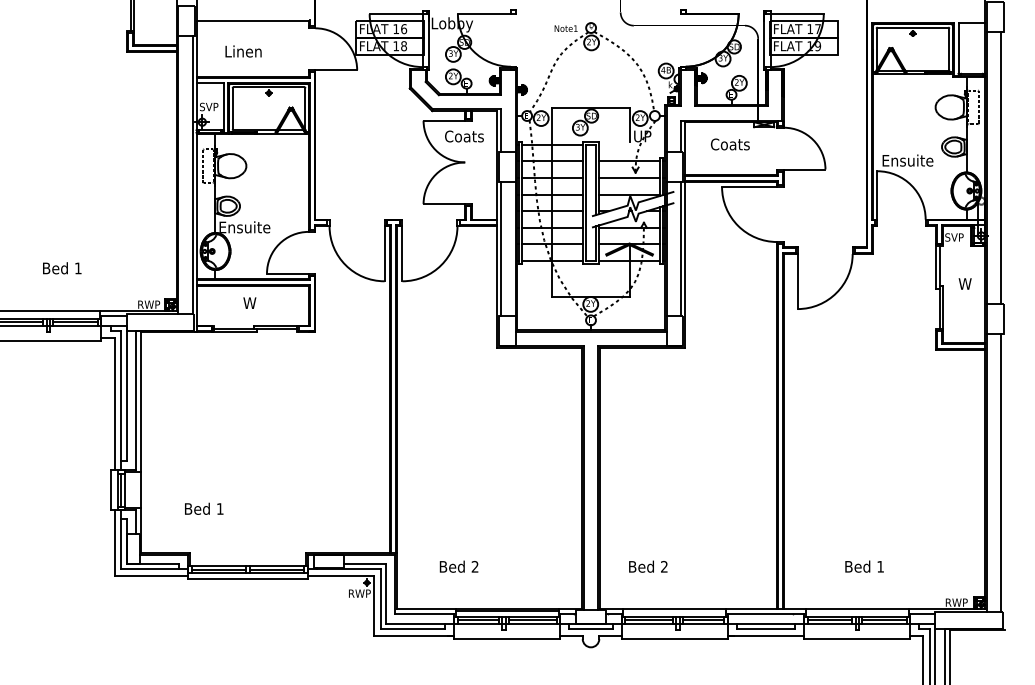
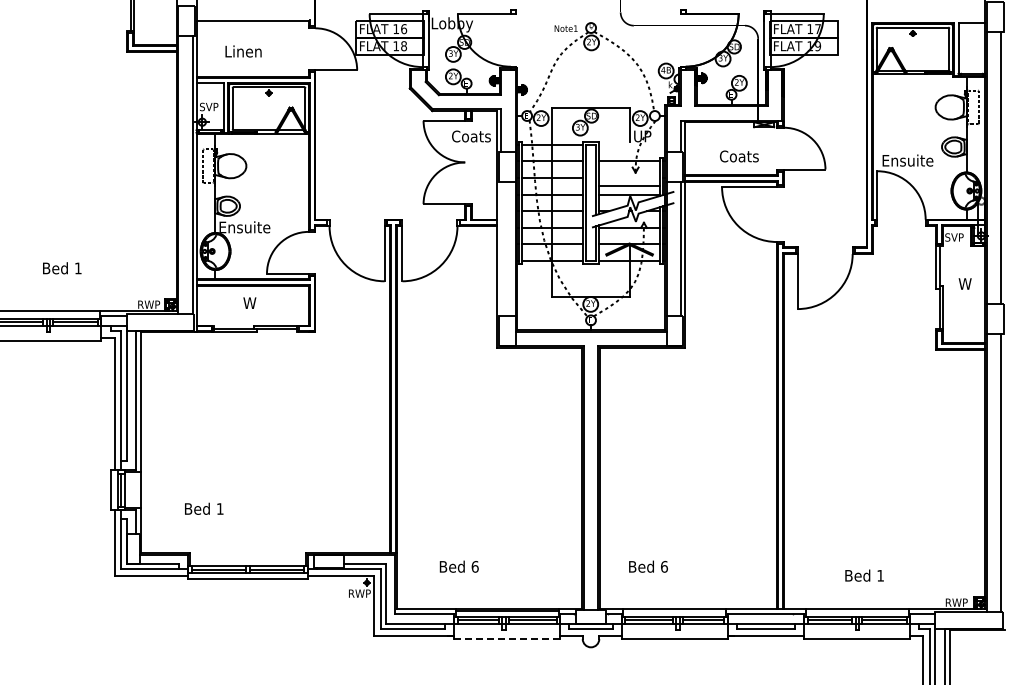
text position: (464, 136) -> (471, 136) (471, 136)
text position: (730, 144) -> (739, 156) (739, 156)
line position: (629, 178) -> (629, 186) (629, 186)
line: present -> none (501, 248)
text: 2 -> 6 (474, 566)
text: 2 -> 6 (664, 566)
text position: (864, 566) -> (864, 575) (864, 575)
line: solid -> dashed (507, 639)
